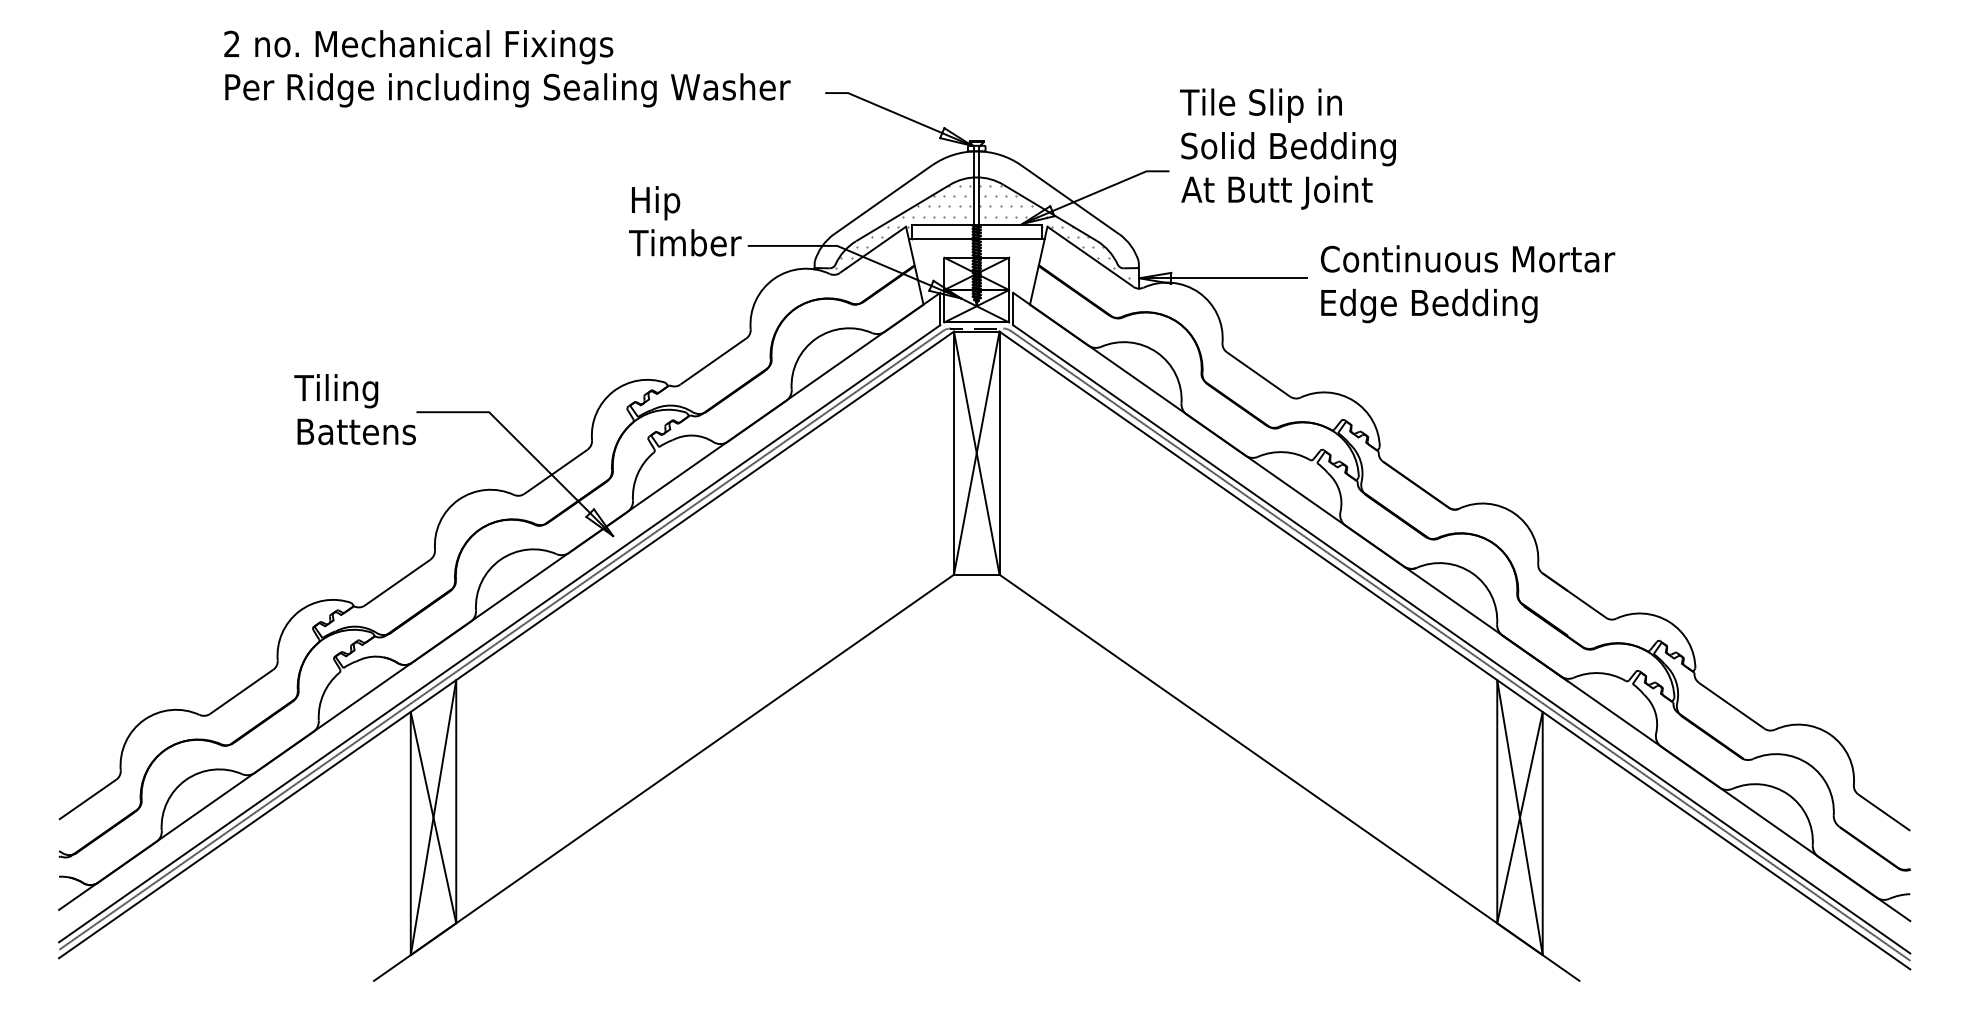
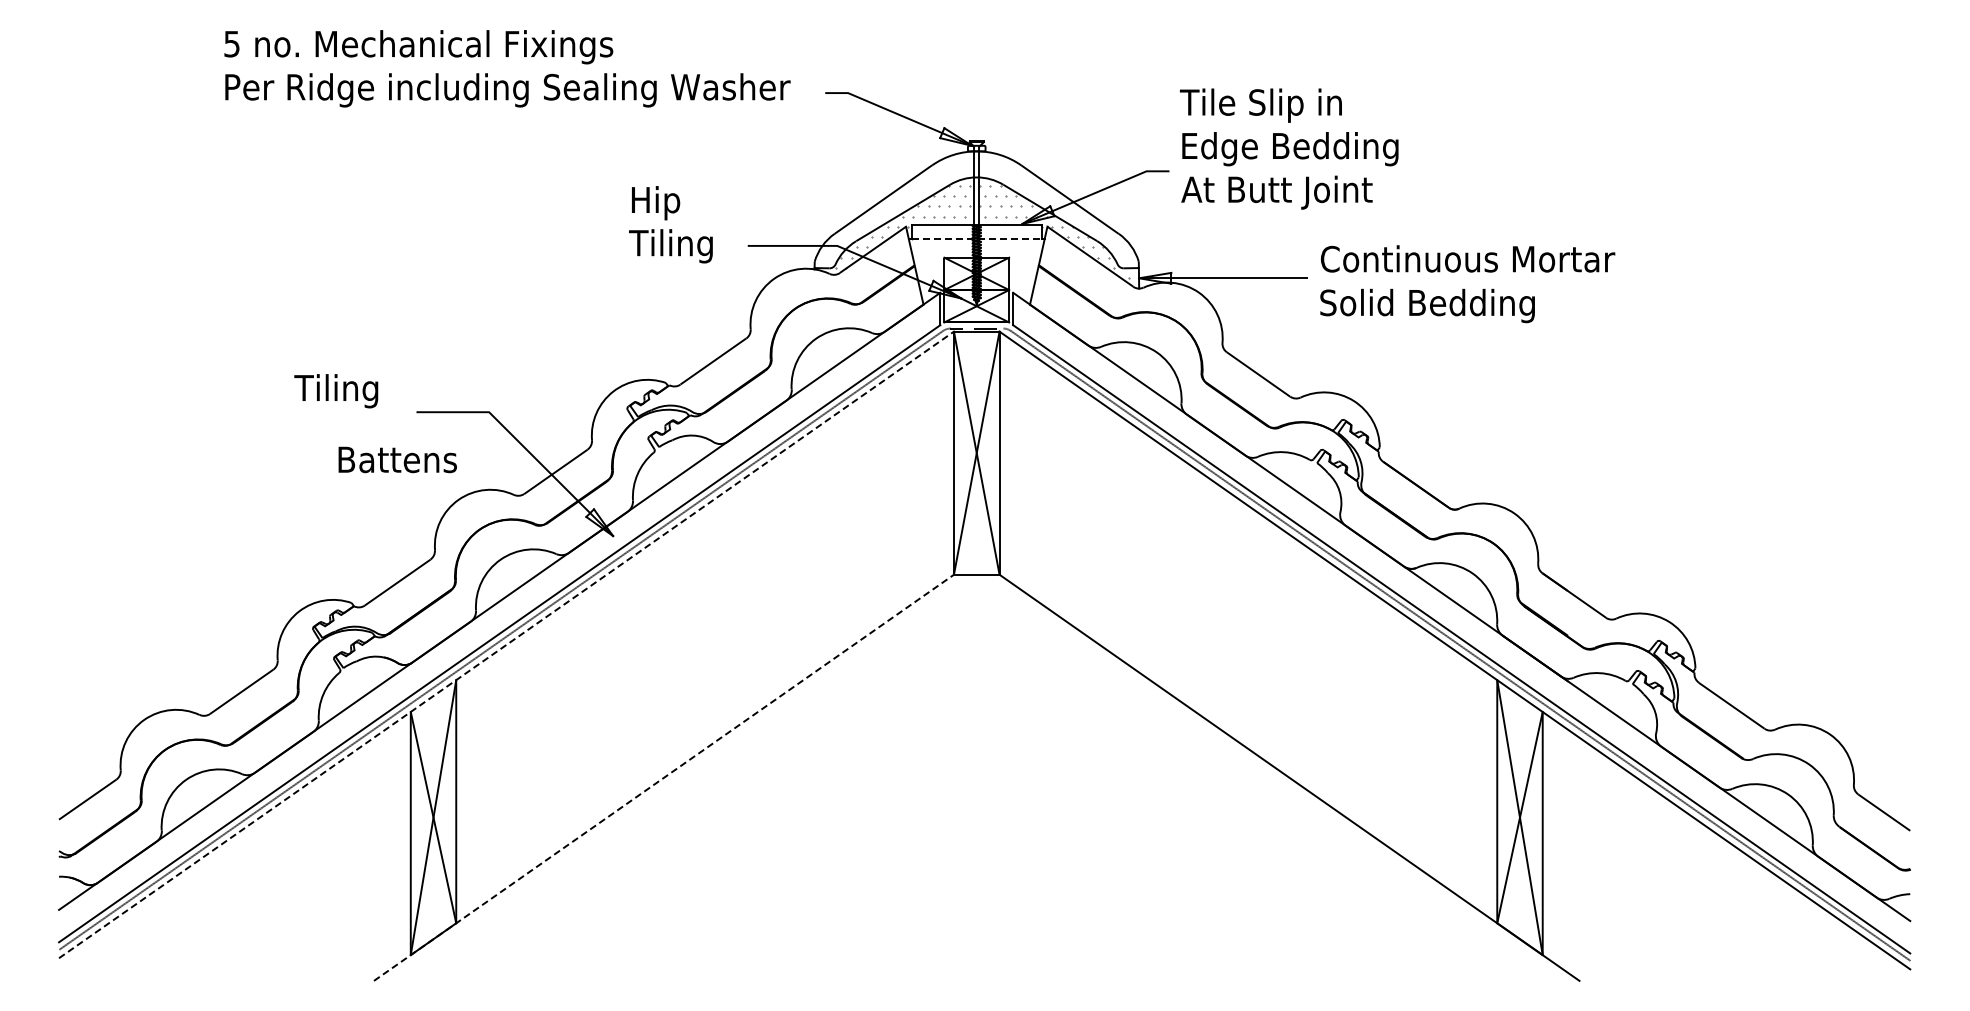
text: 2 -> 5 (231, 43)
text: Solid Bedding -> Edge Bedding (1289, 149)
line: solid -> dashed (976, 238)
text: Timber -> Tiling (700, 246)
text: Edge Bedding -> Solid Bedding (1428, 305)
text position: (356, 431) -> (397, 459) (397, 459)
line: solid -> dashed (506, 644)
line: solid -> dashed (664, 777)
